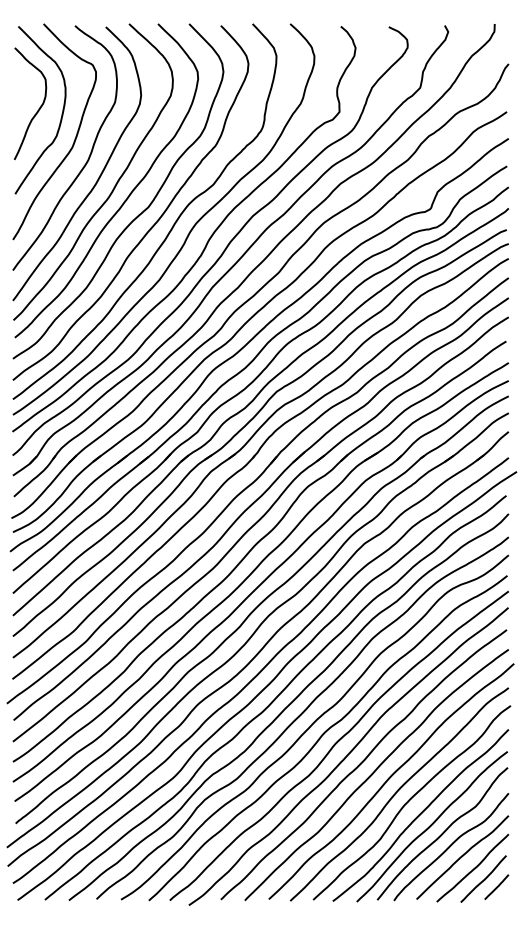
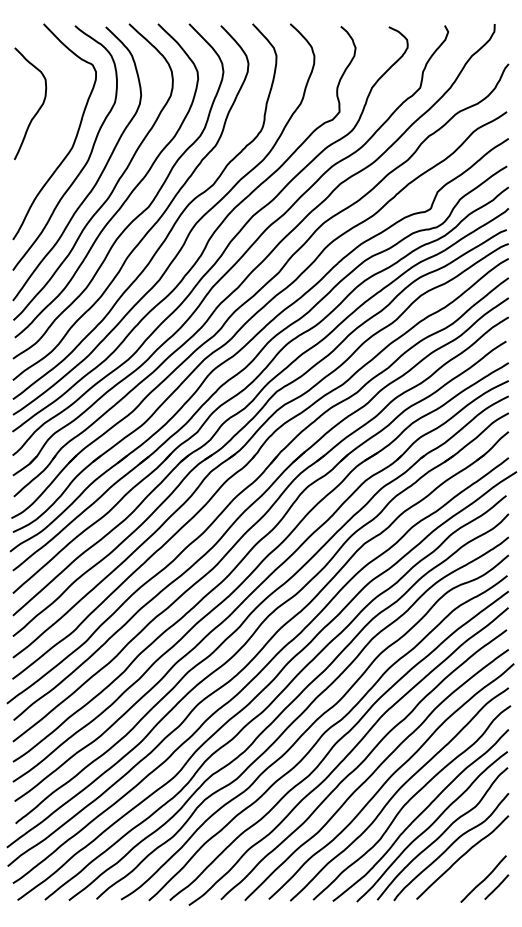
curve: present -> none (61, 113)
curve: present -> none (473, 868)
